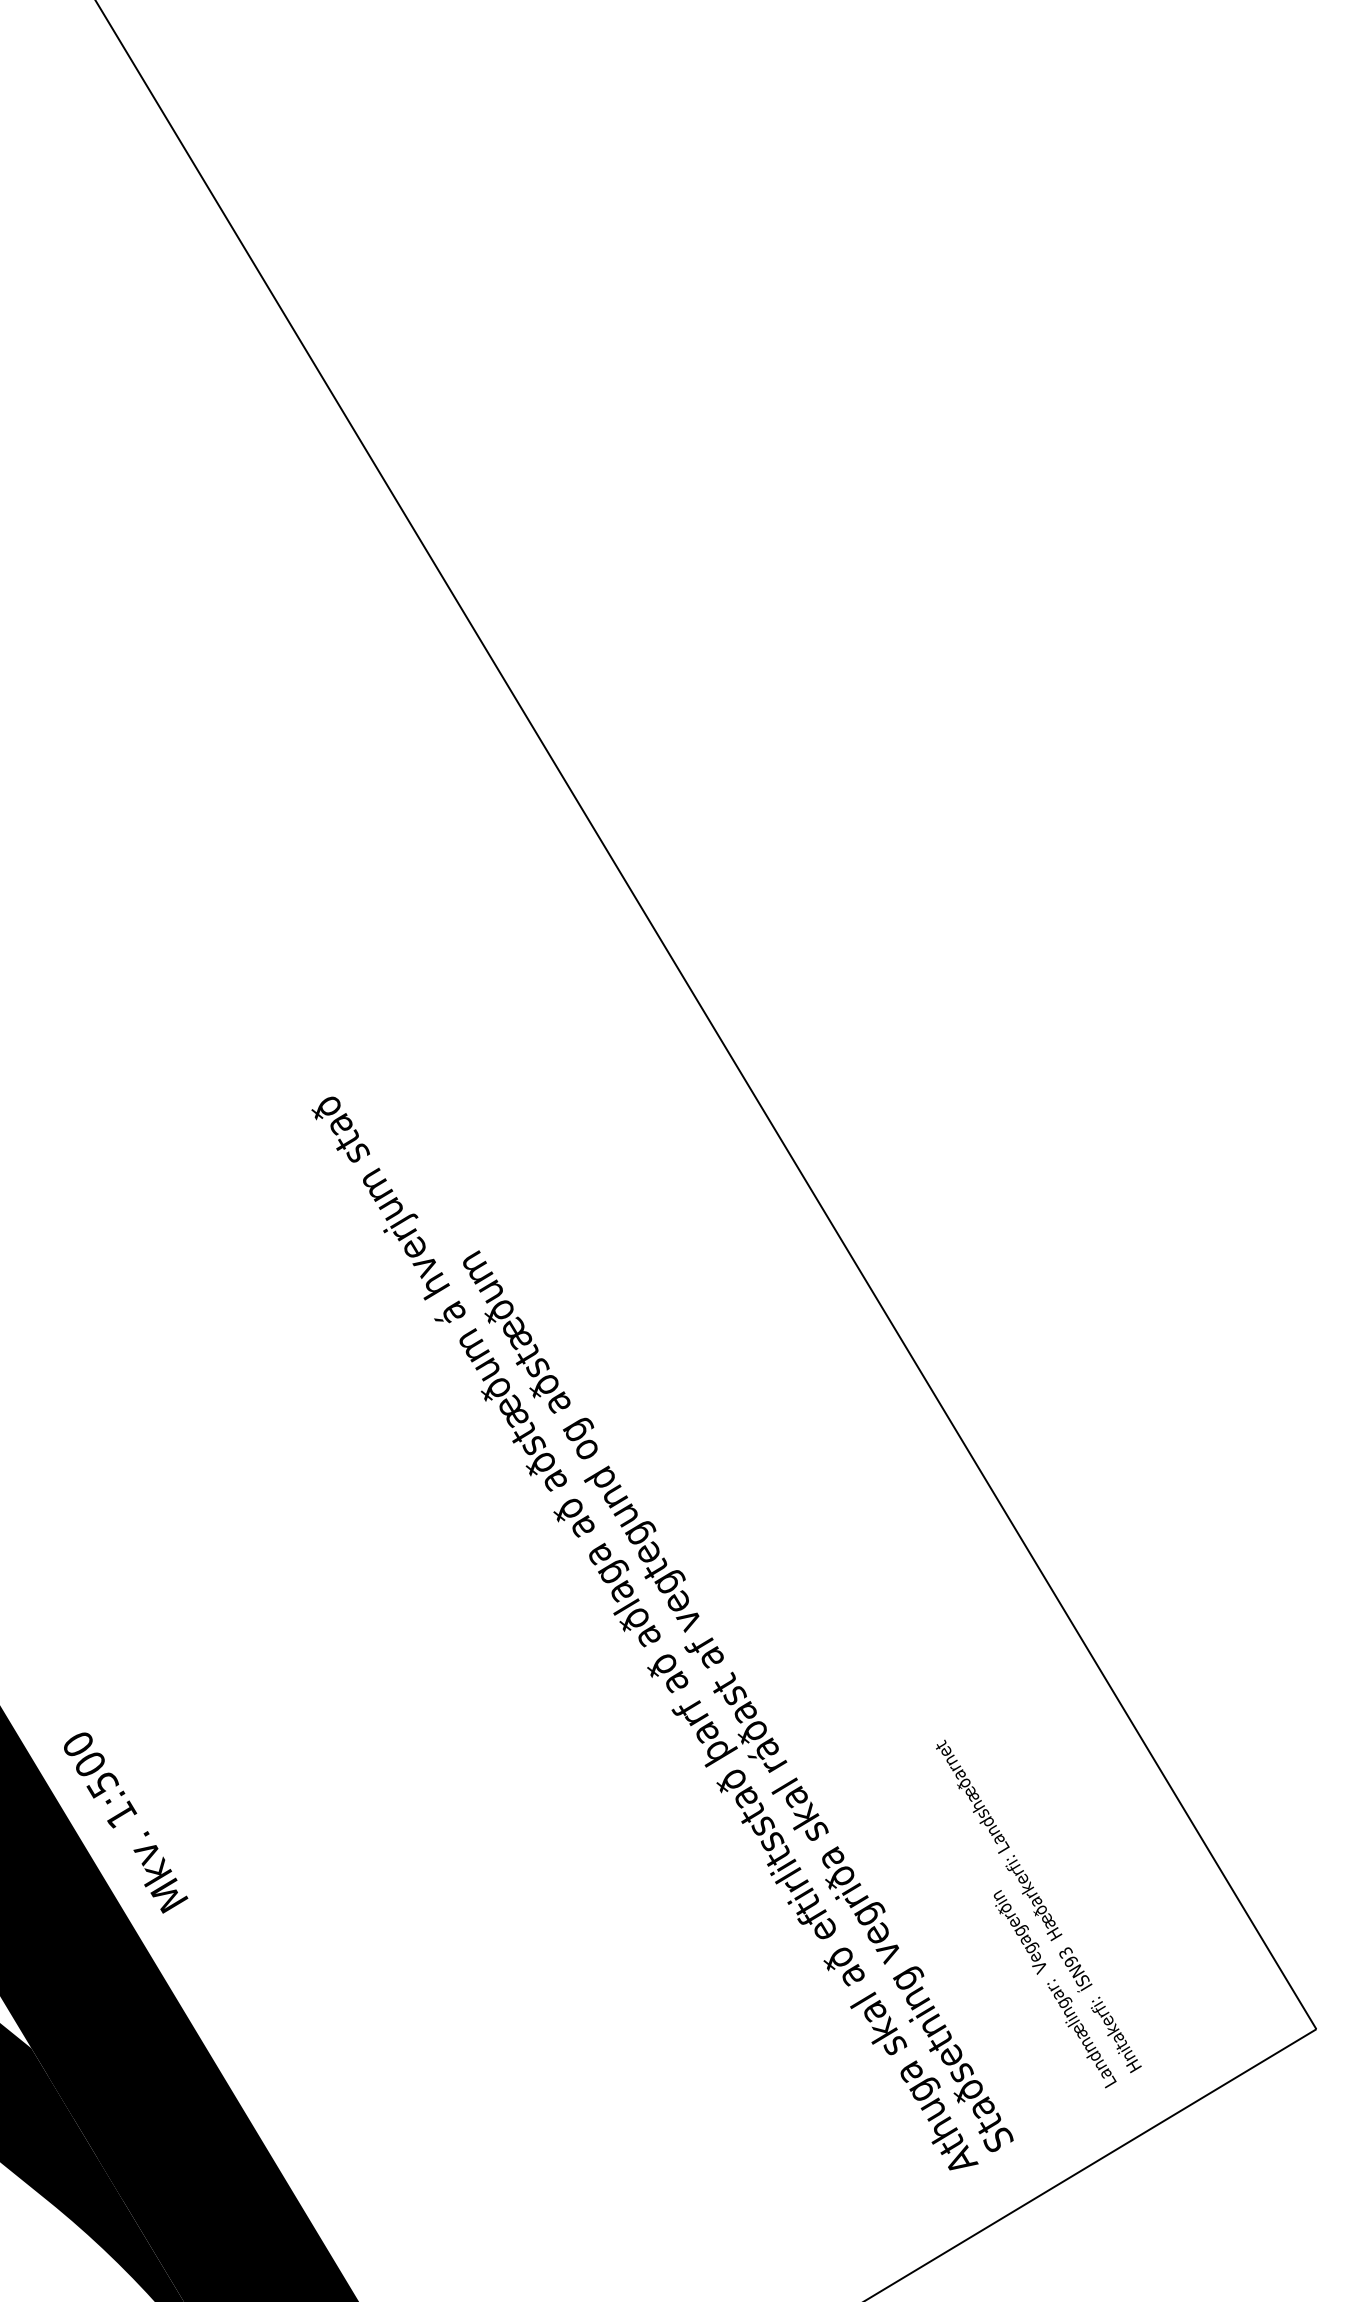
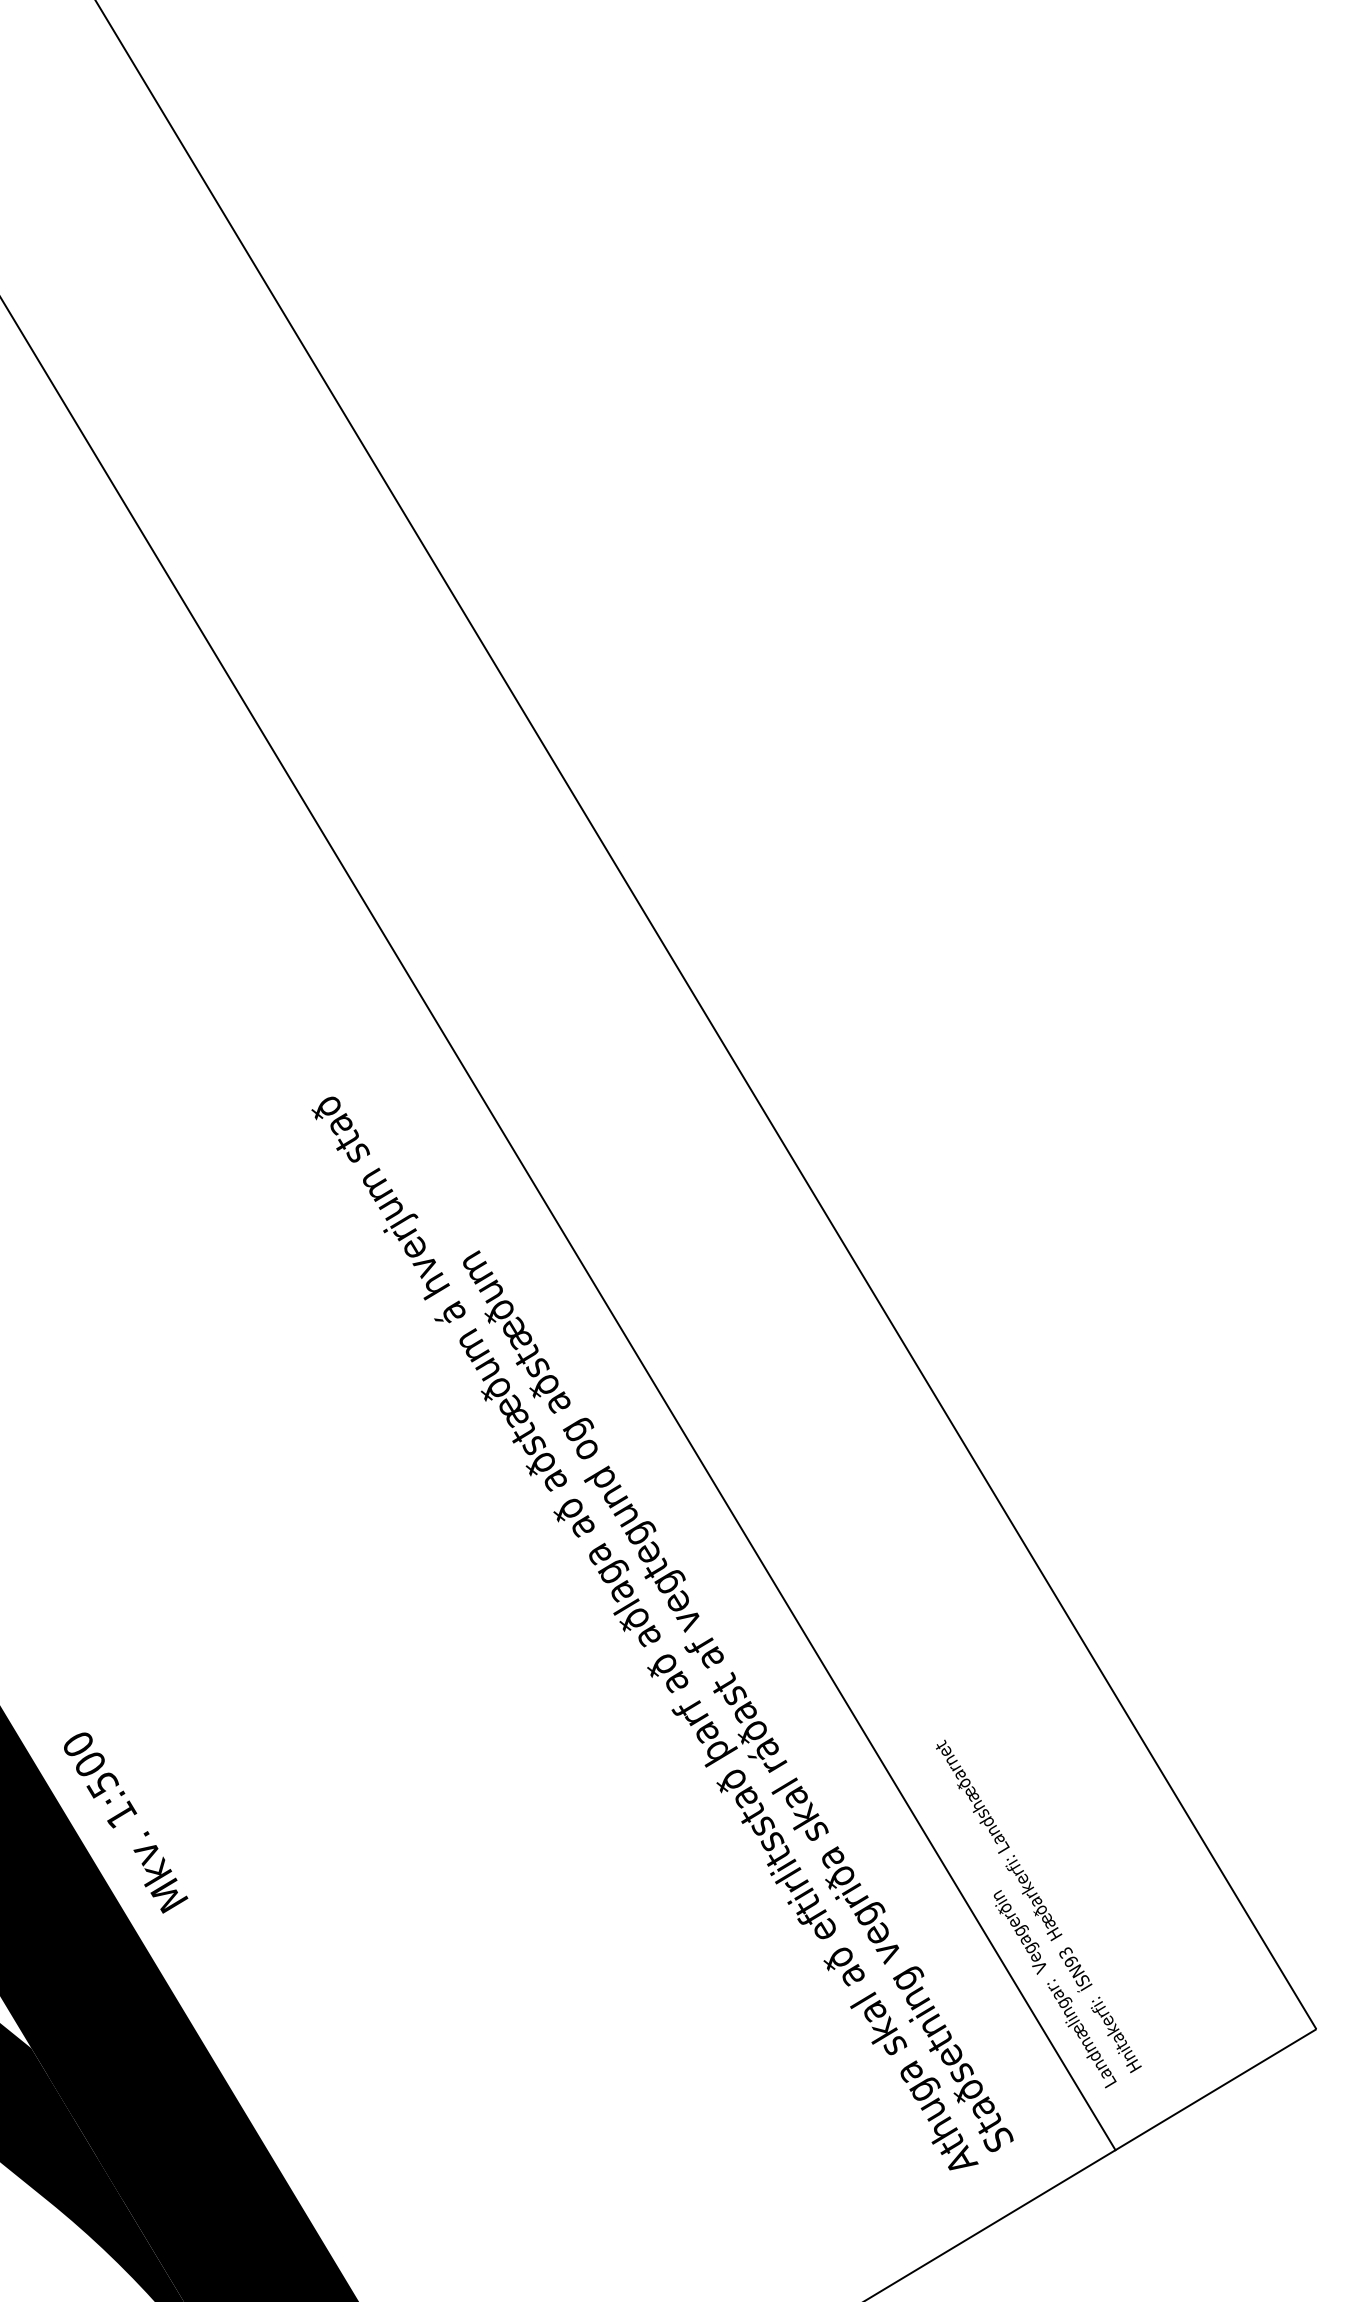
line: none -> present (558, 1225)
